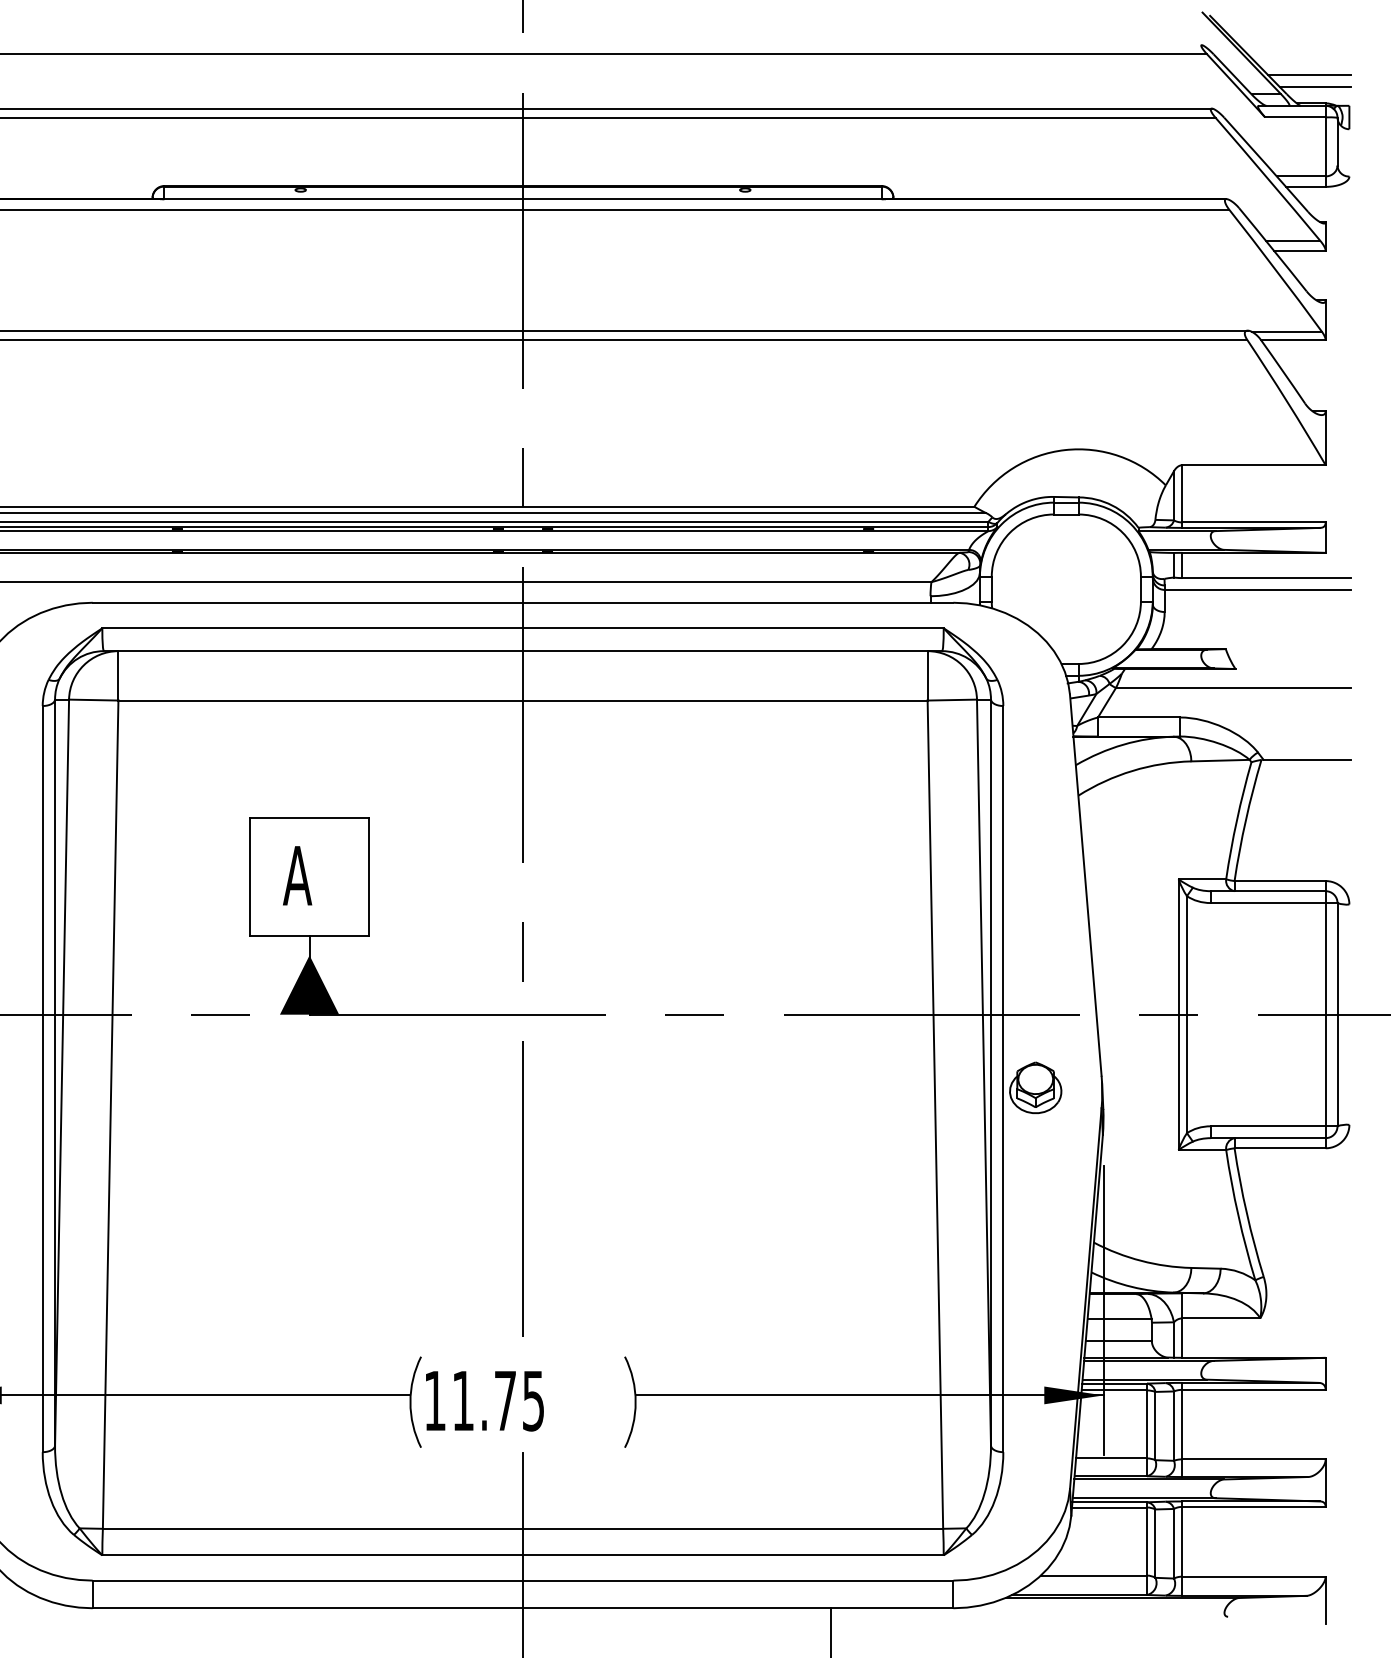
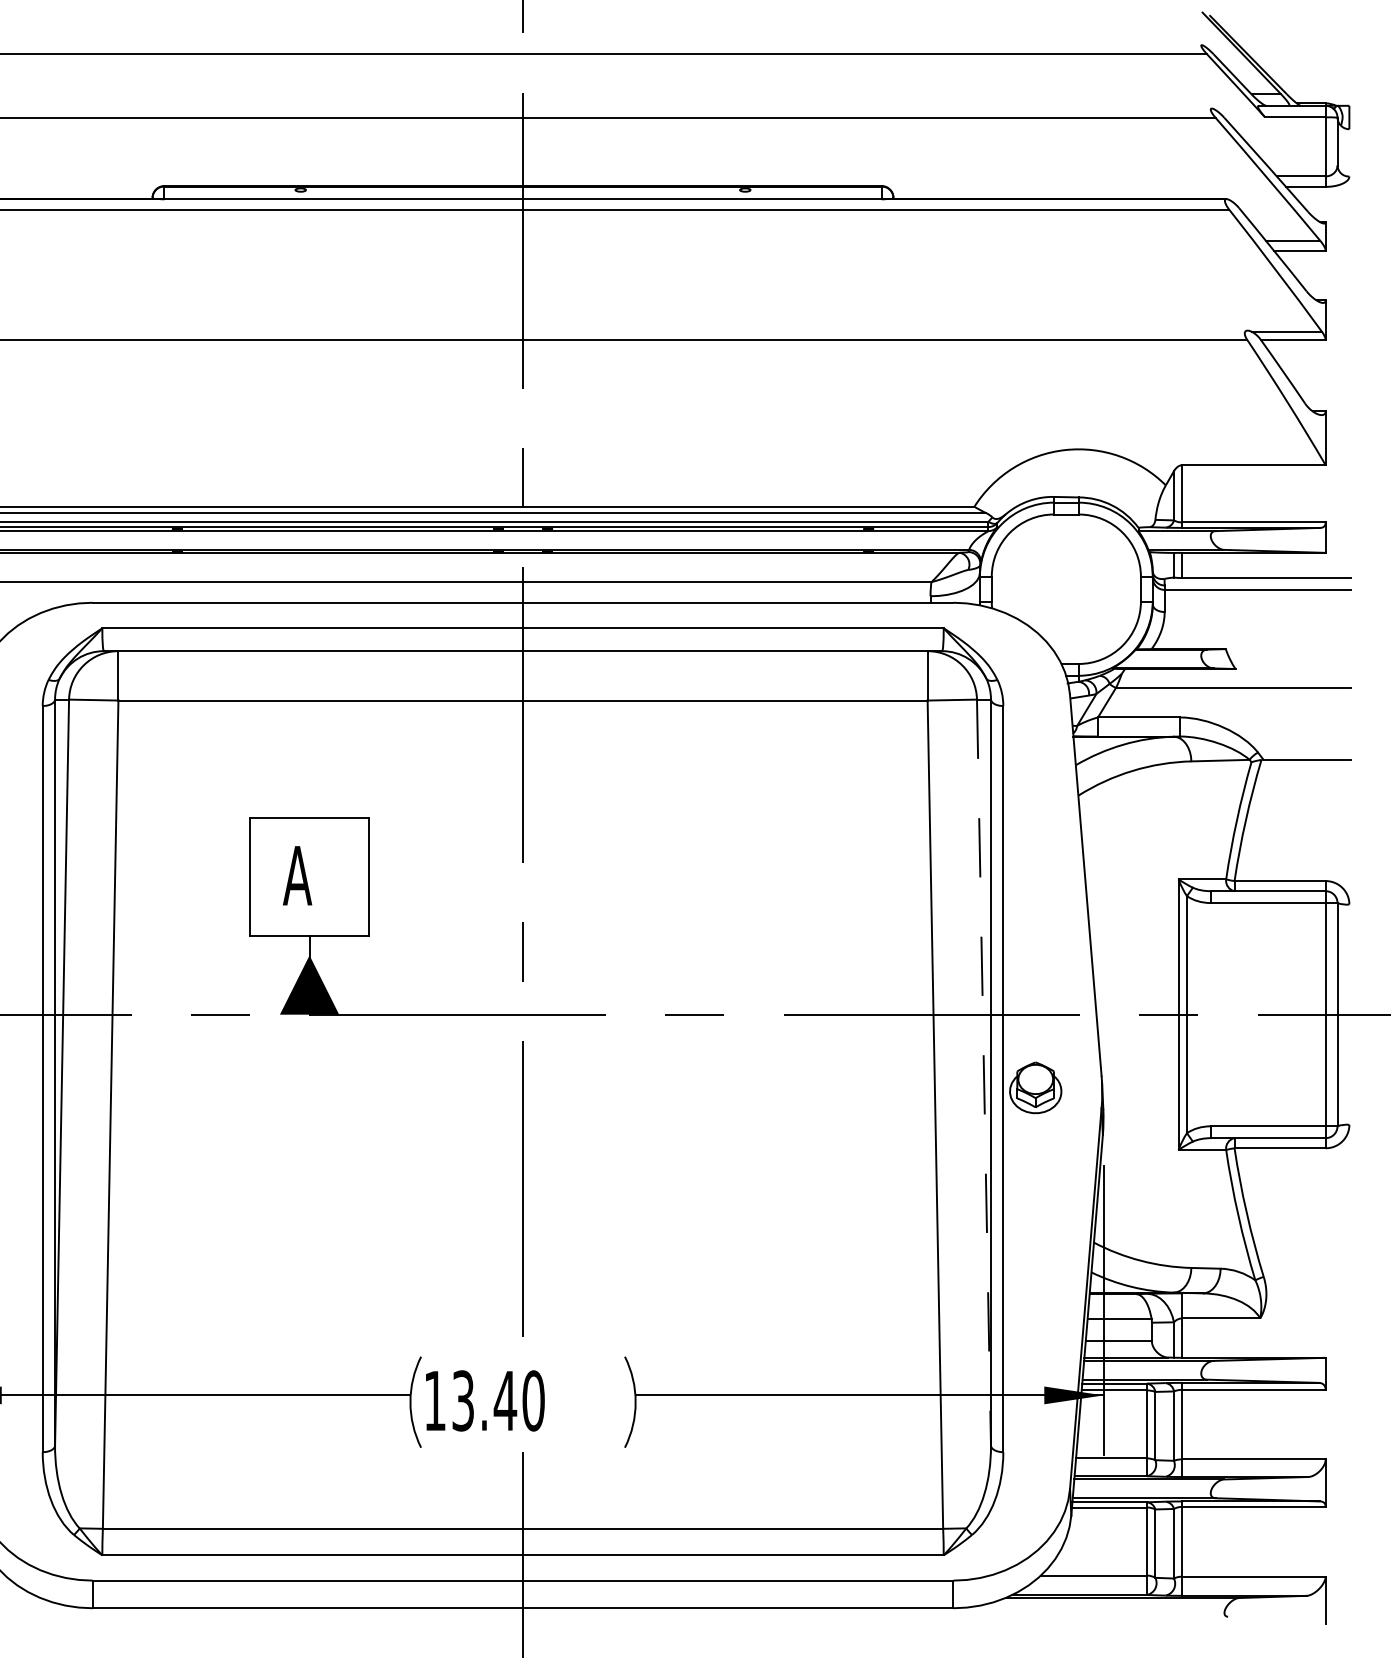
line: present -> none (1308, 74)
line: present -> none (1314, 87)
line: present -> none (606, 108)
line: present -> none (624, 330)
line: solid -> dashed (984, 1073)
text: 11.75 -> 13.40 (498, 1400)
line: present -> none (831, 1631)
